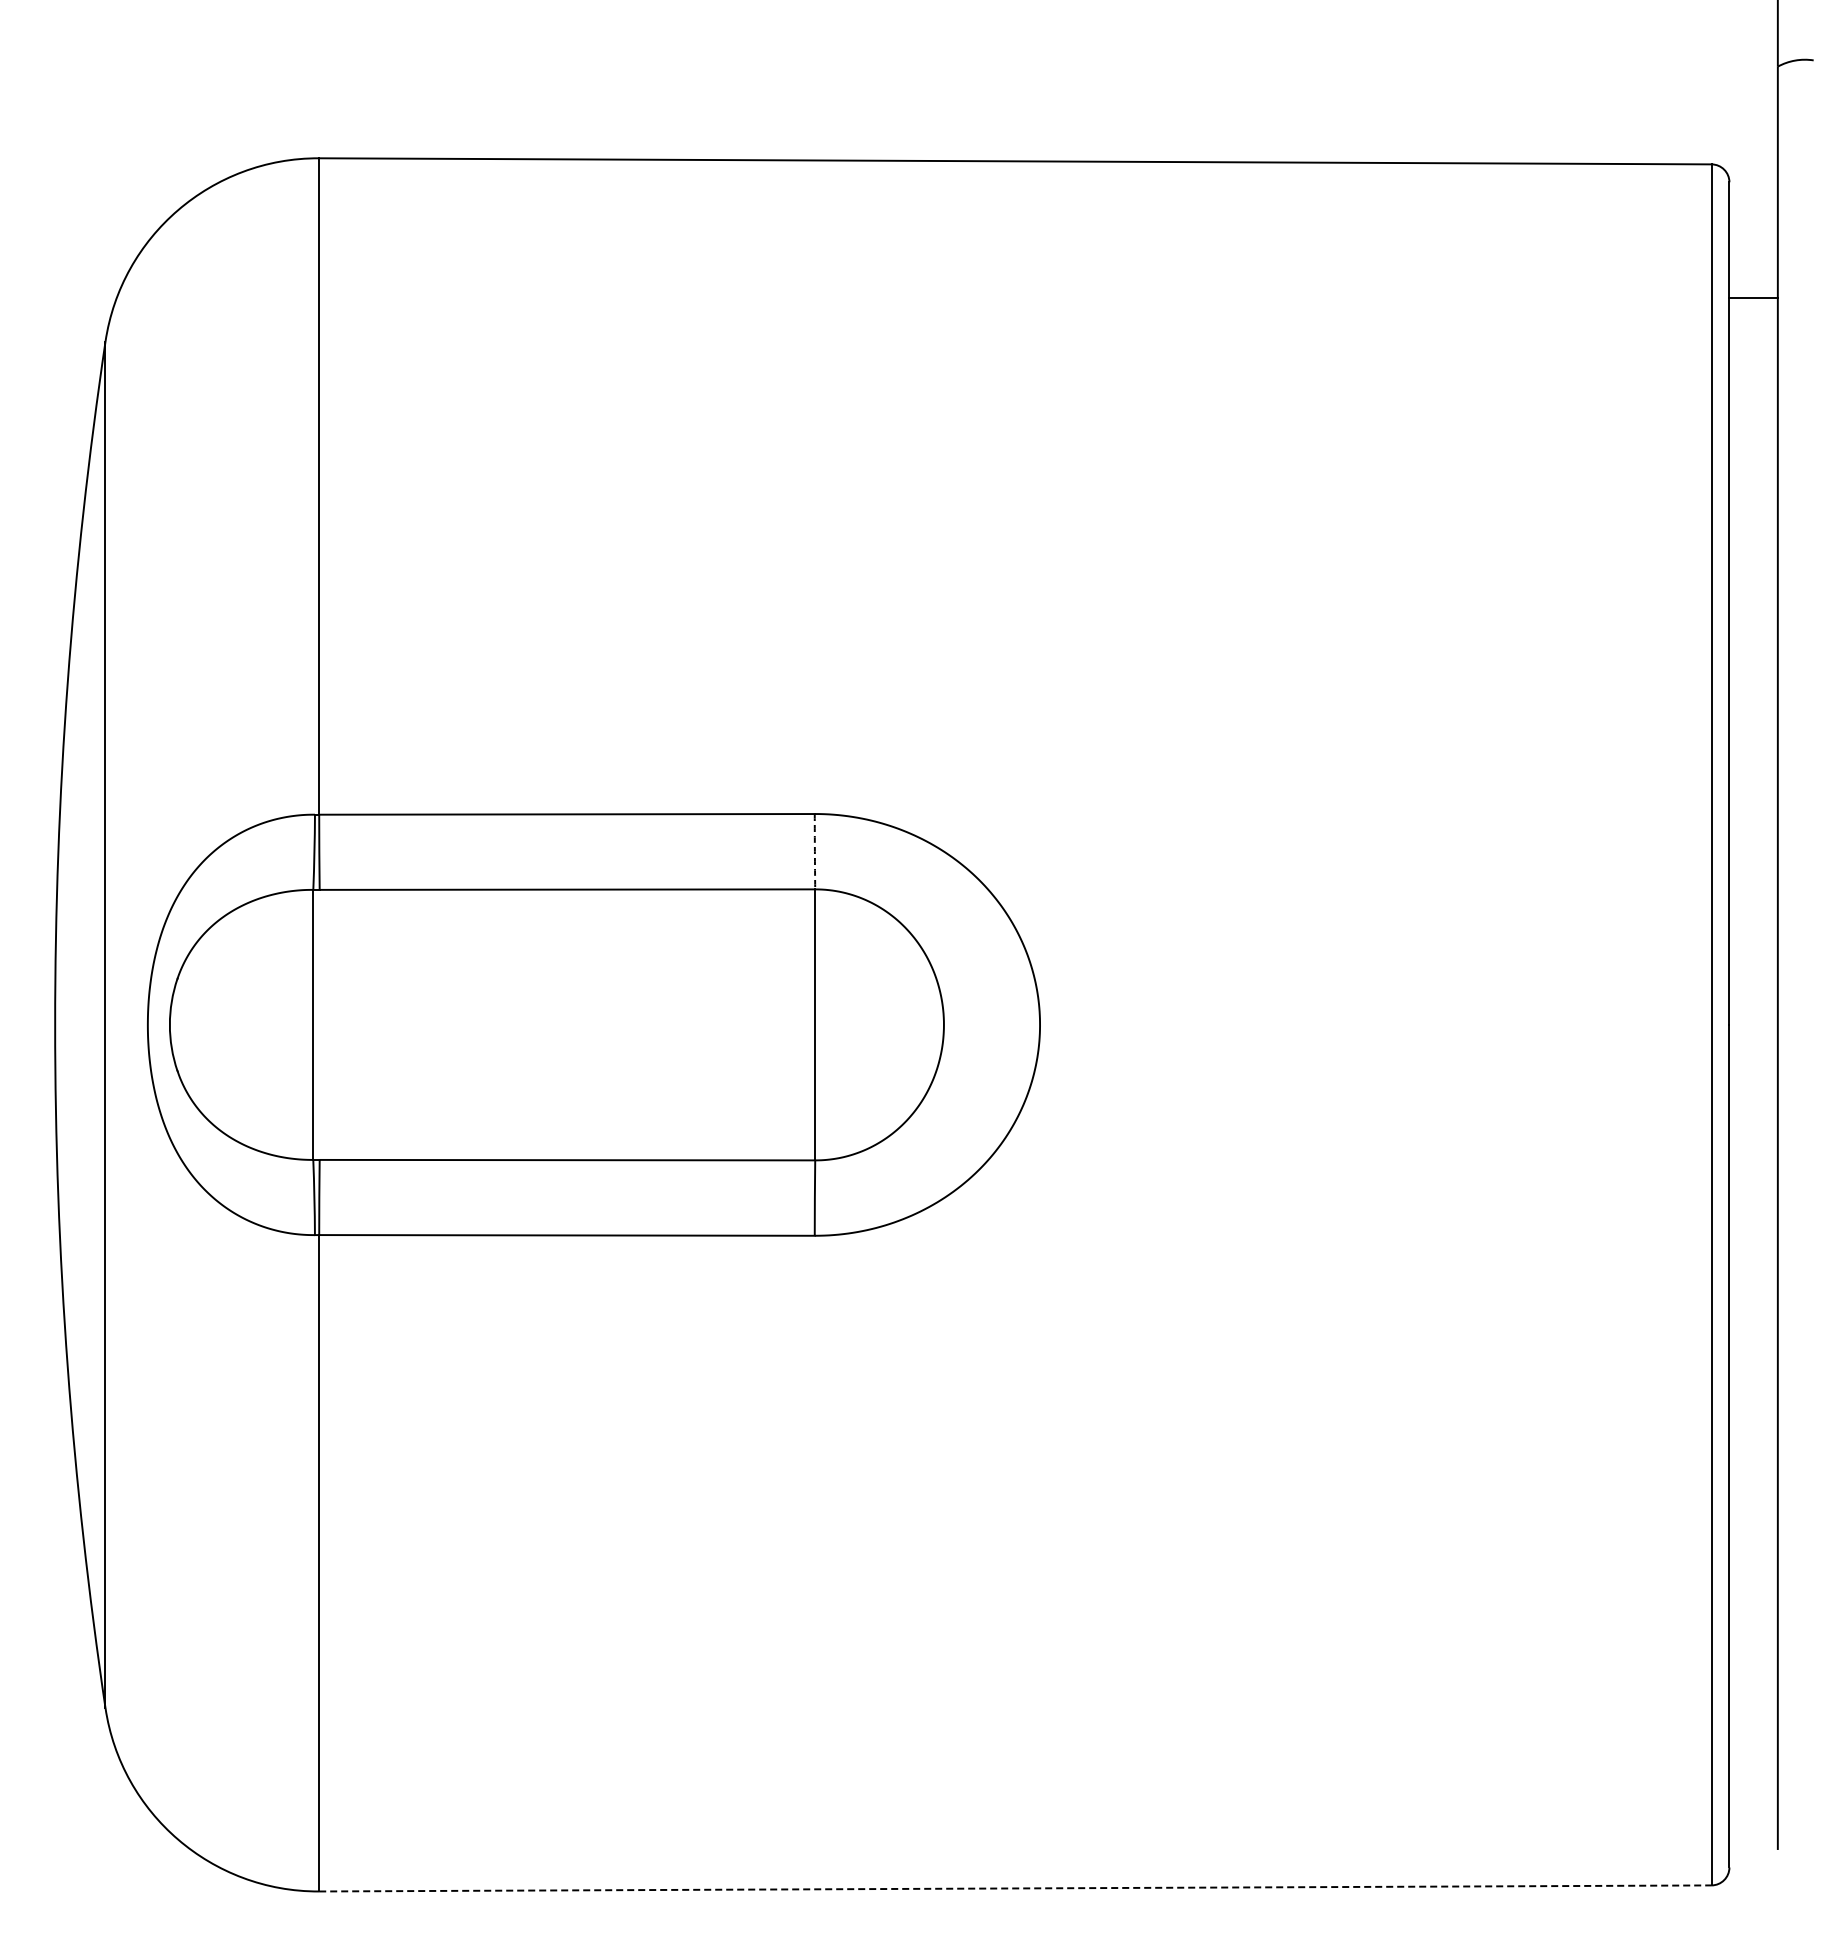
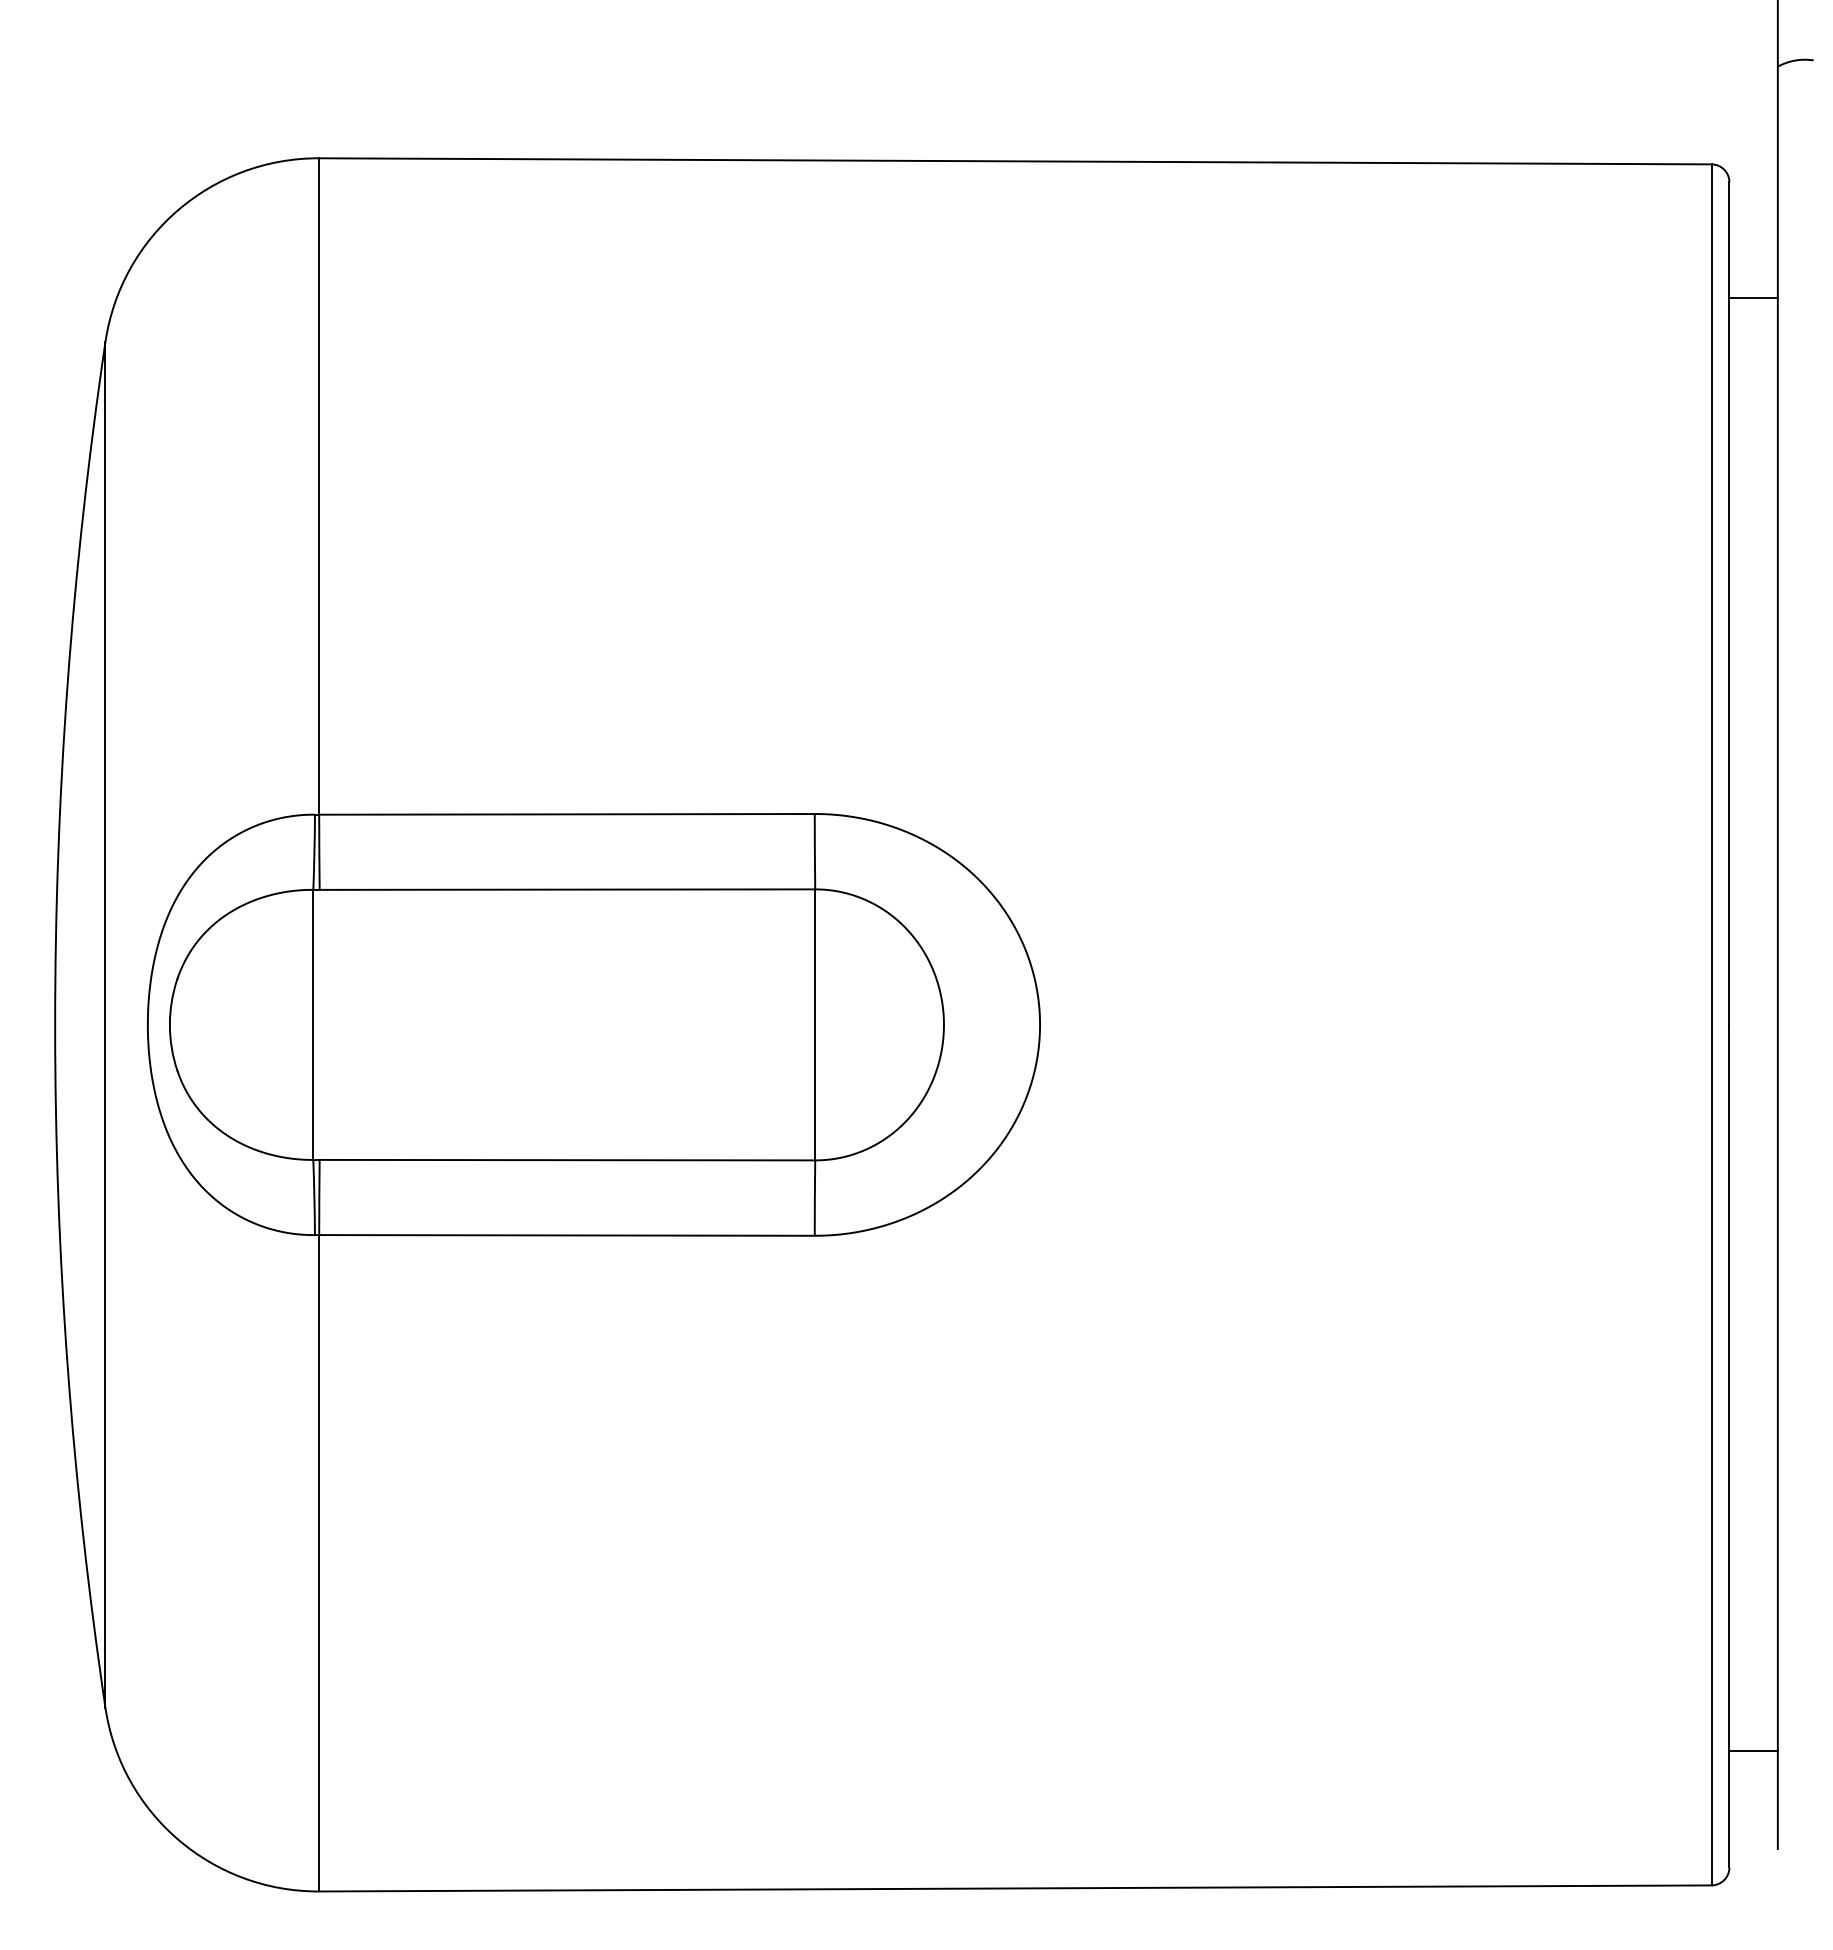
arc: dashed -> solid (814, 851)
line: none -> present (1753, 1751)
line: dashed -> solid (1015, 1888)
